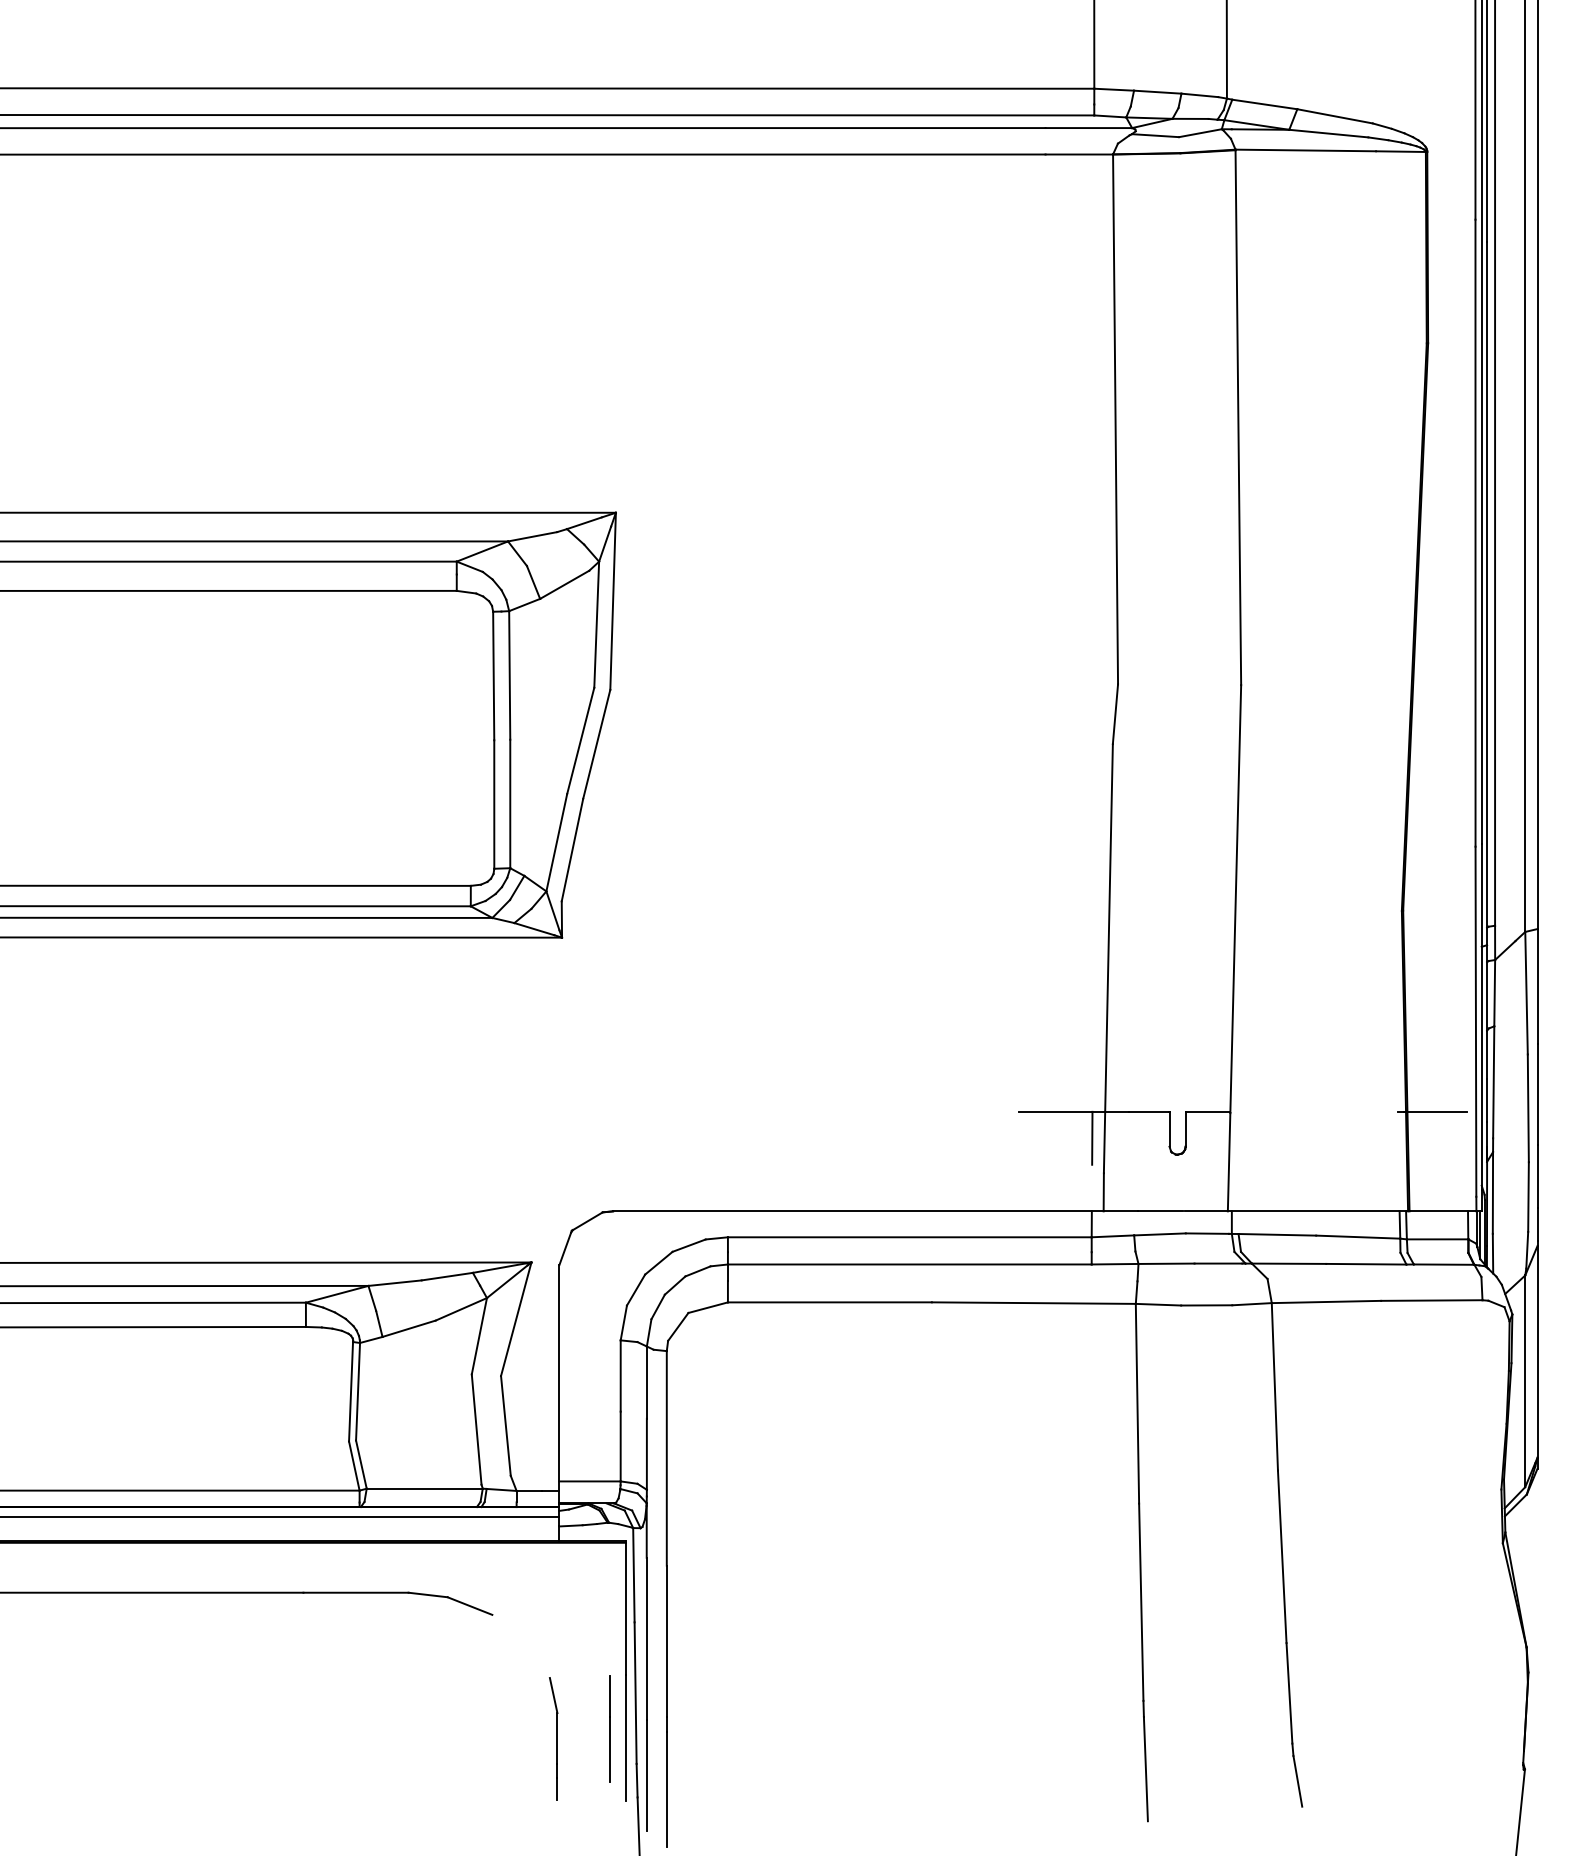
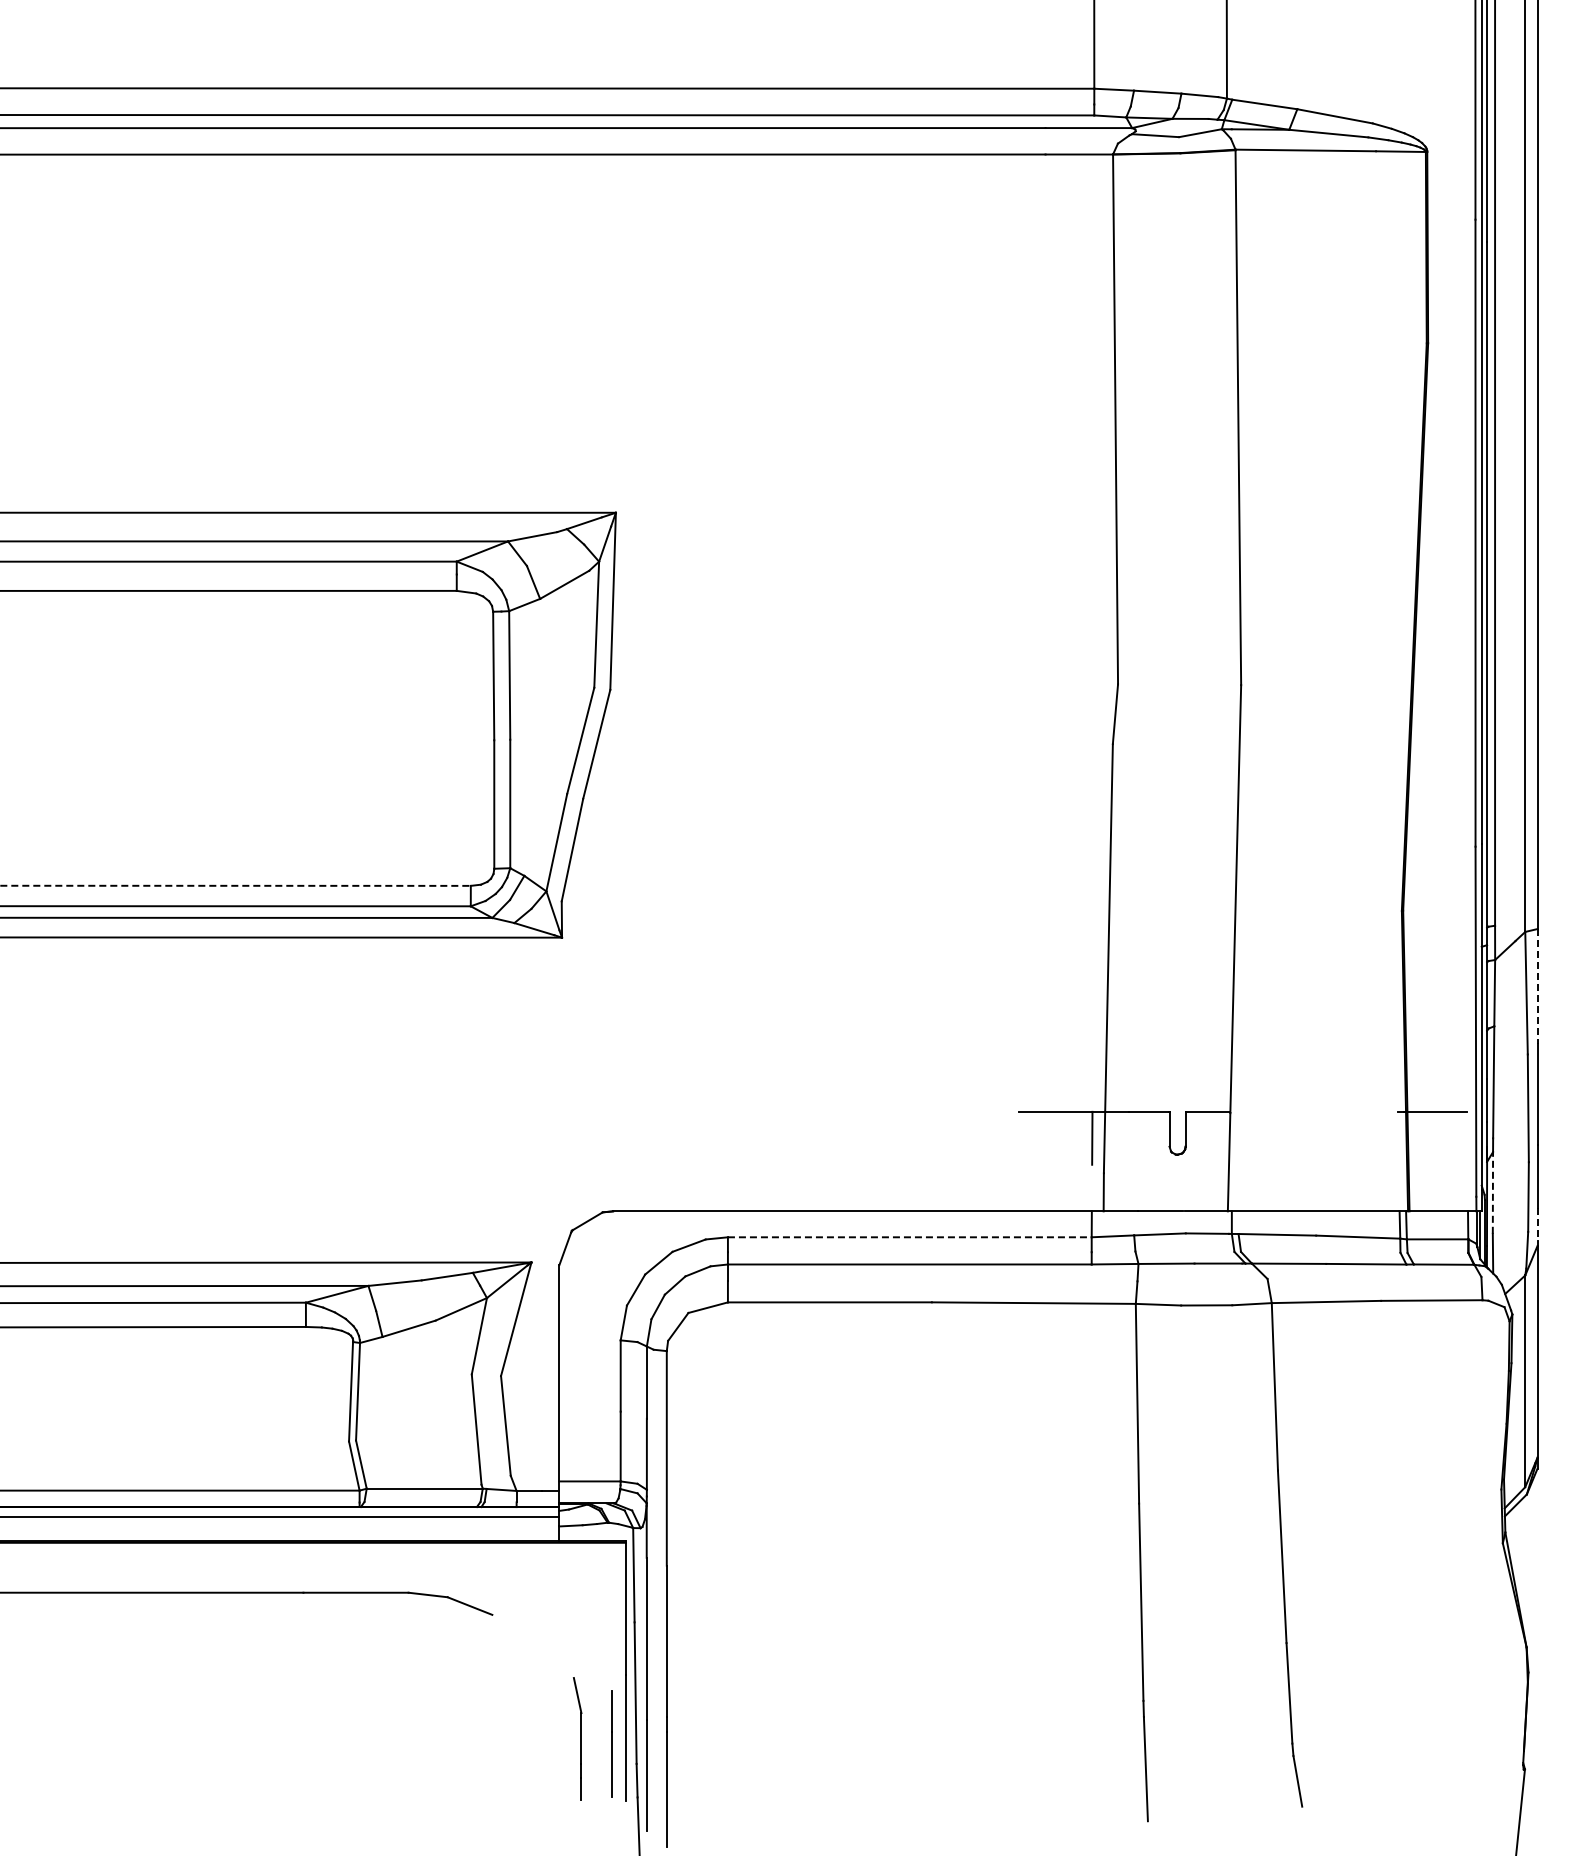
line: solid -> dashed (235, 885)
line: solid -> dashed (1537, 986)
line: solid -> dashed (1492, 1192)
line: solid -> dashed (1537, 1224)
line: solid -> dashed (909, 1237)
line position: (609, 1728) -> (611, 1743) (611, 1743)
part position: (553, 1738) -> (577, 1738) (577, 1738)
